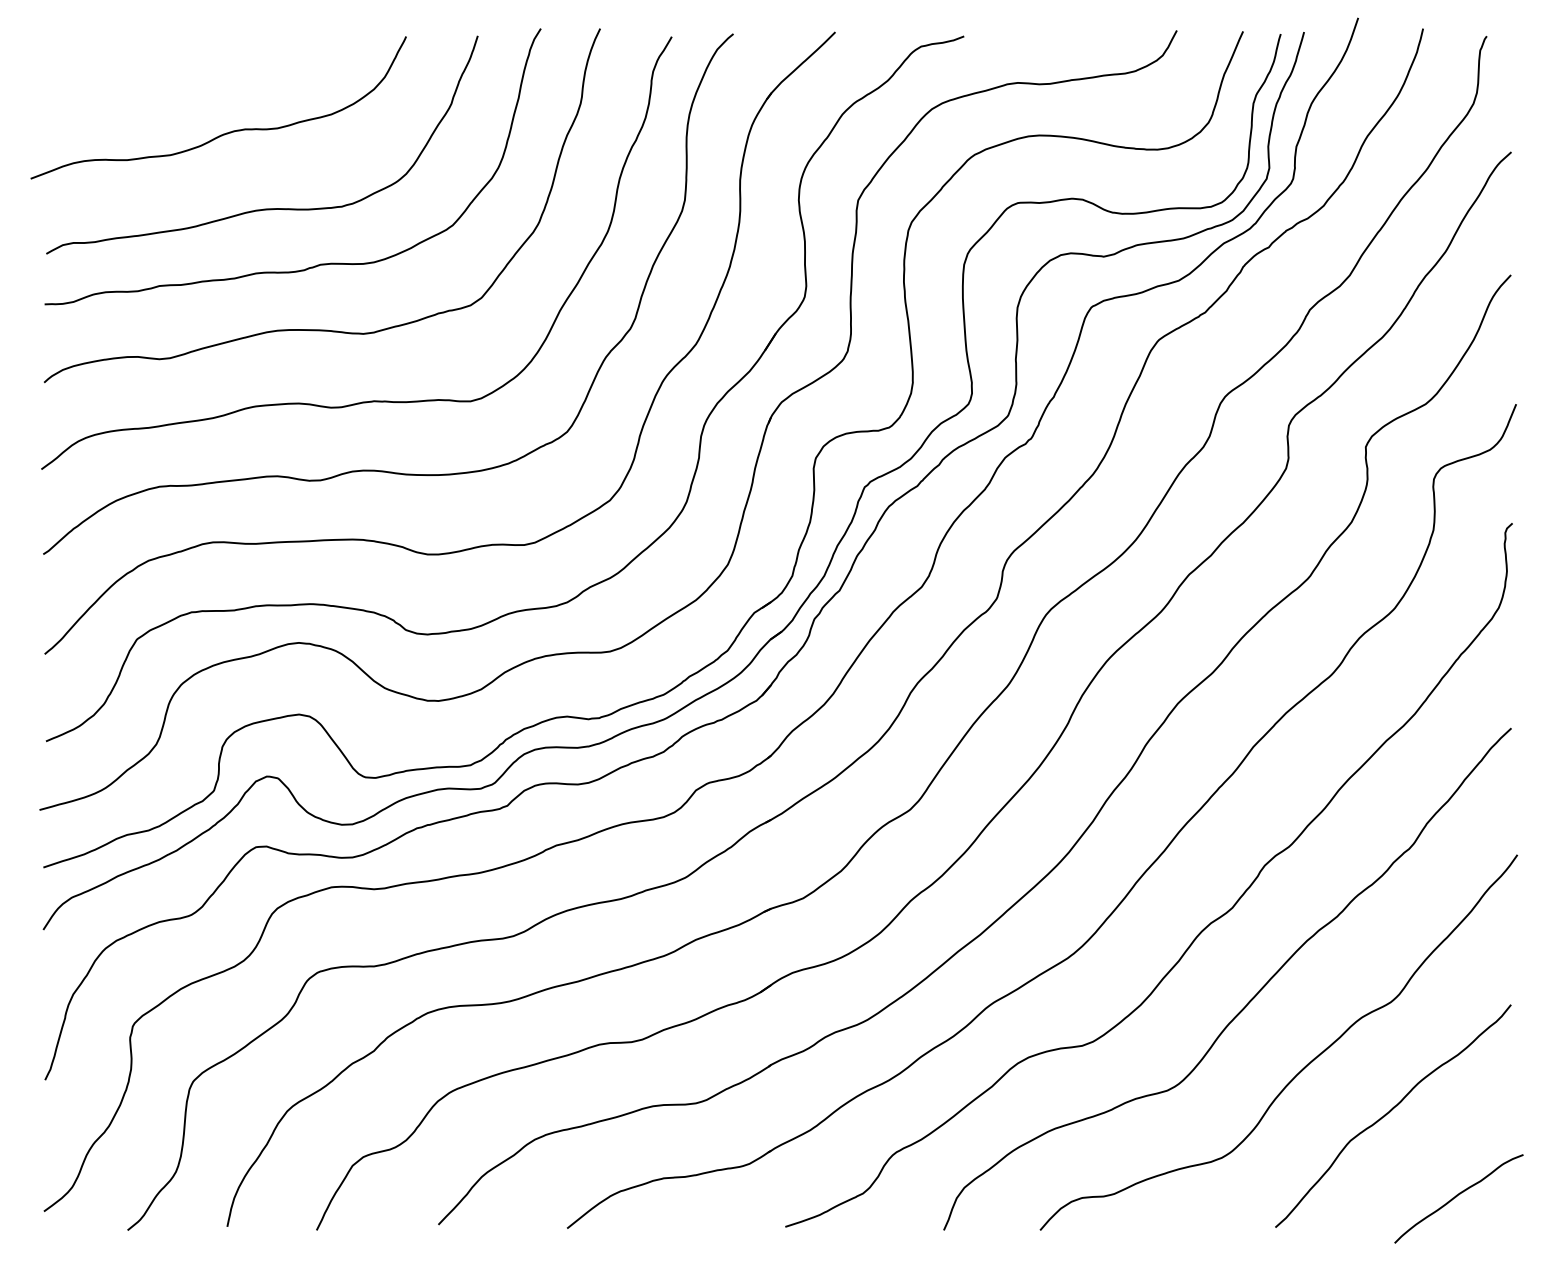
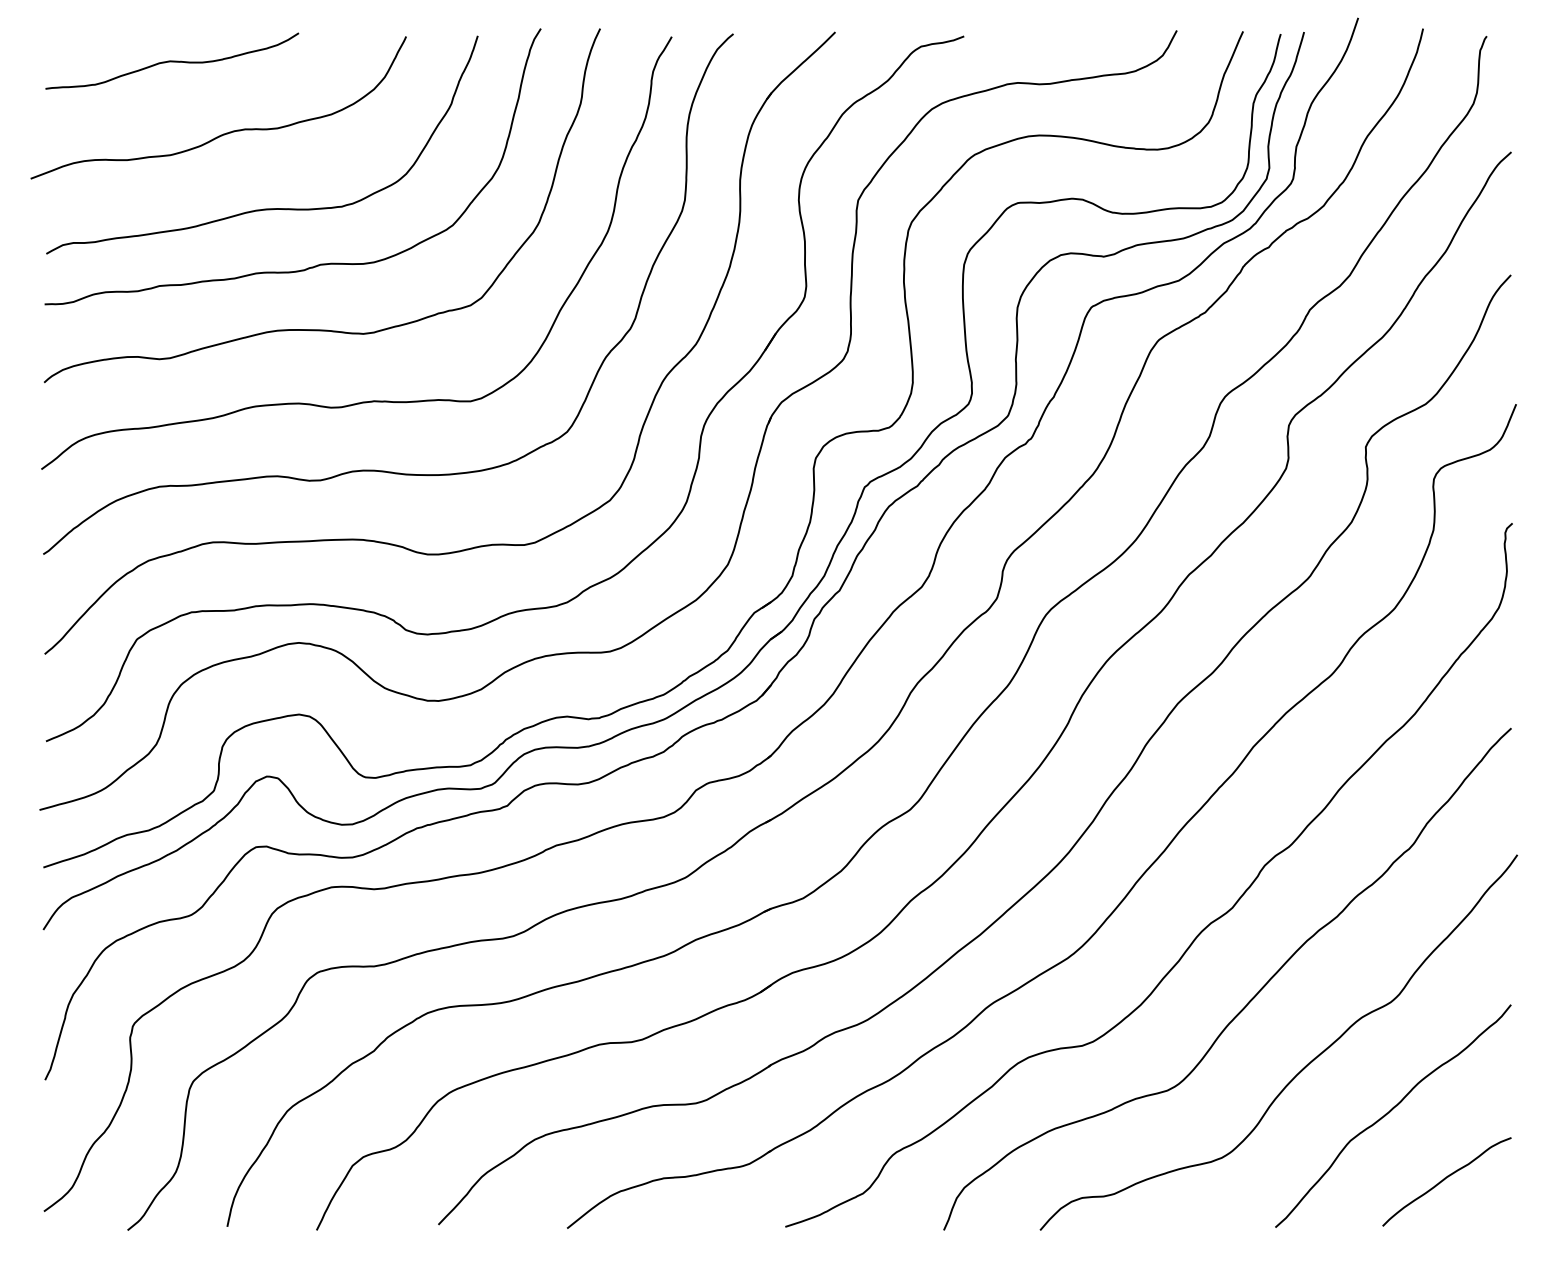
curve: none -> present (172, 60)
curve position: (1457, 1196) -> (1445, 1179) (1445, 1179)
